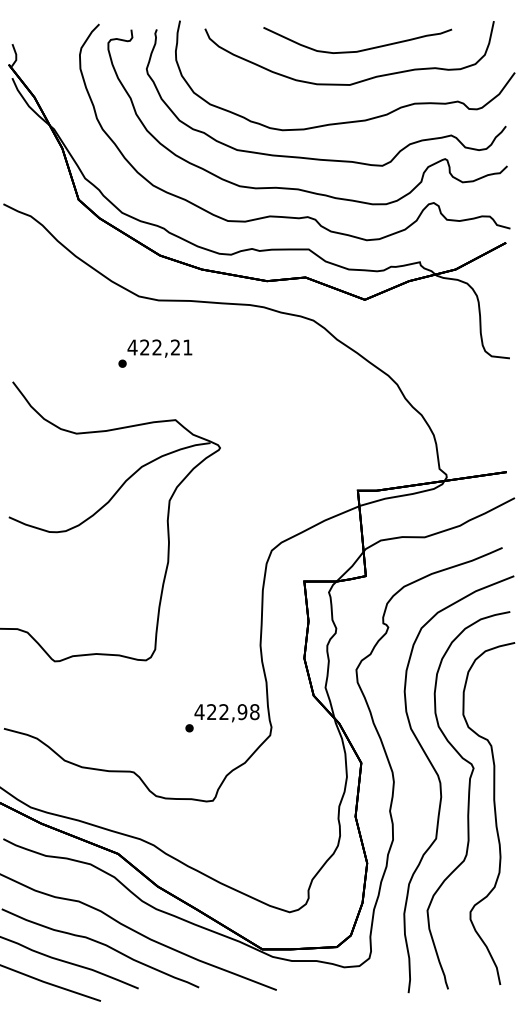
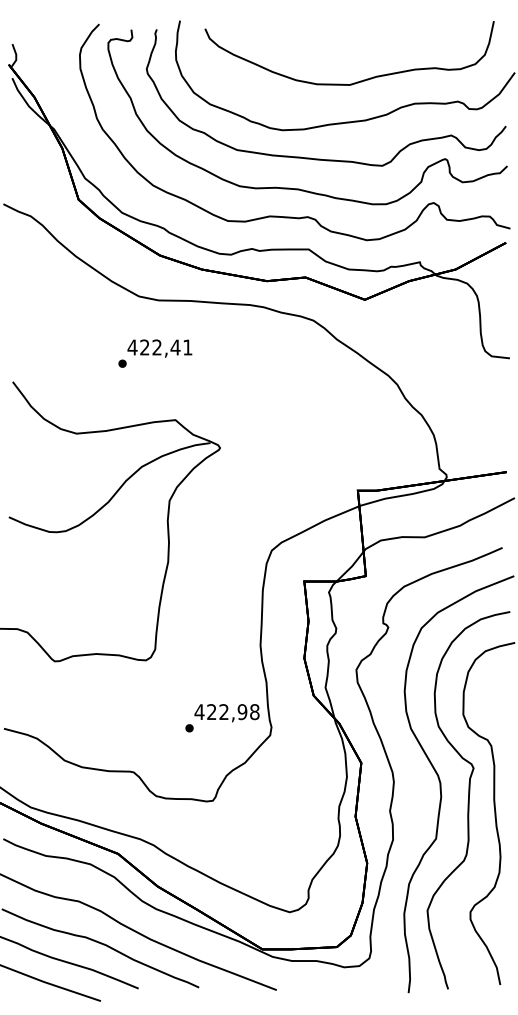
part: present -> none (361, 49)
text: 422,21 -> 422,41 (175, 347)
